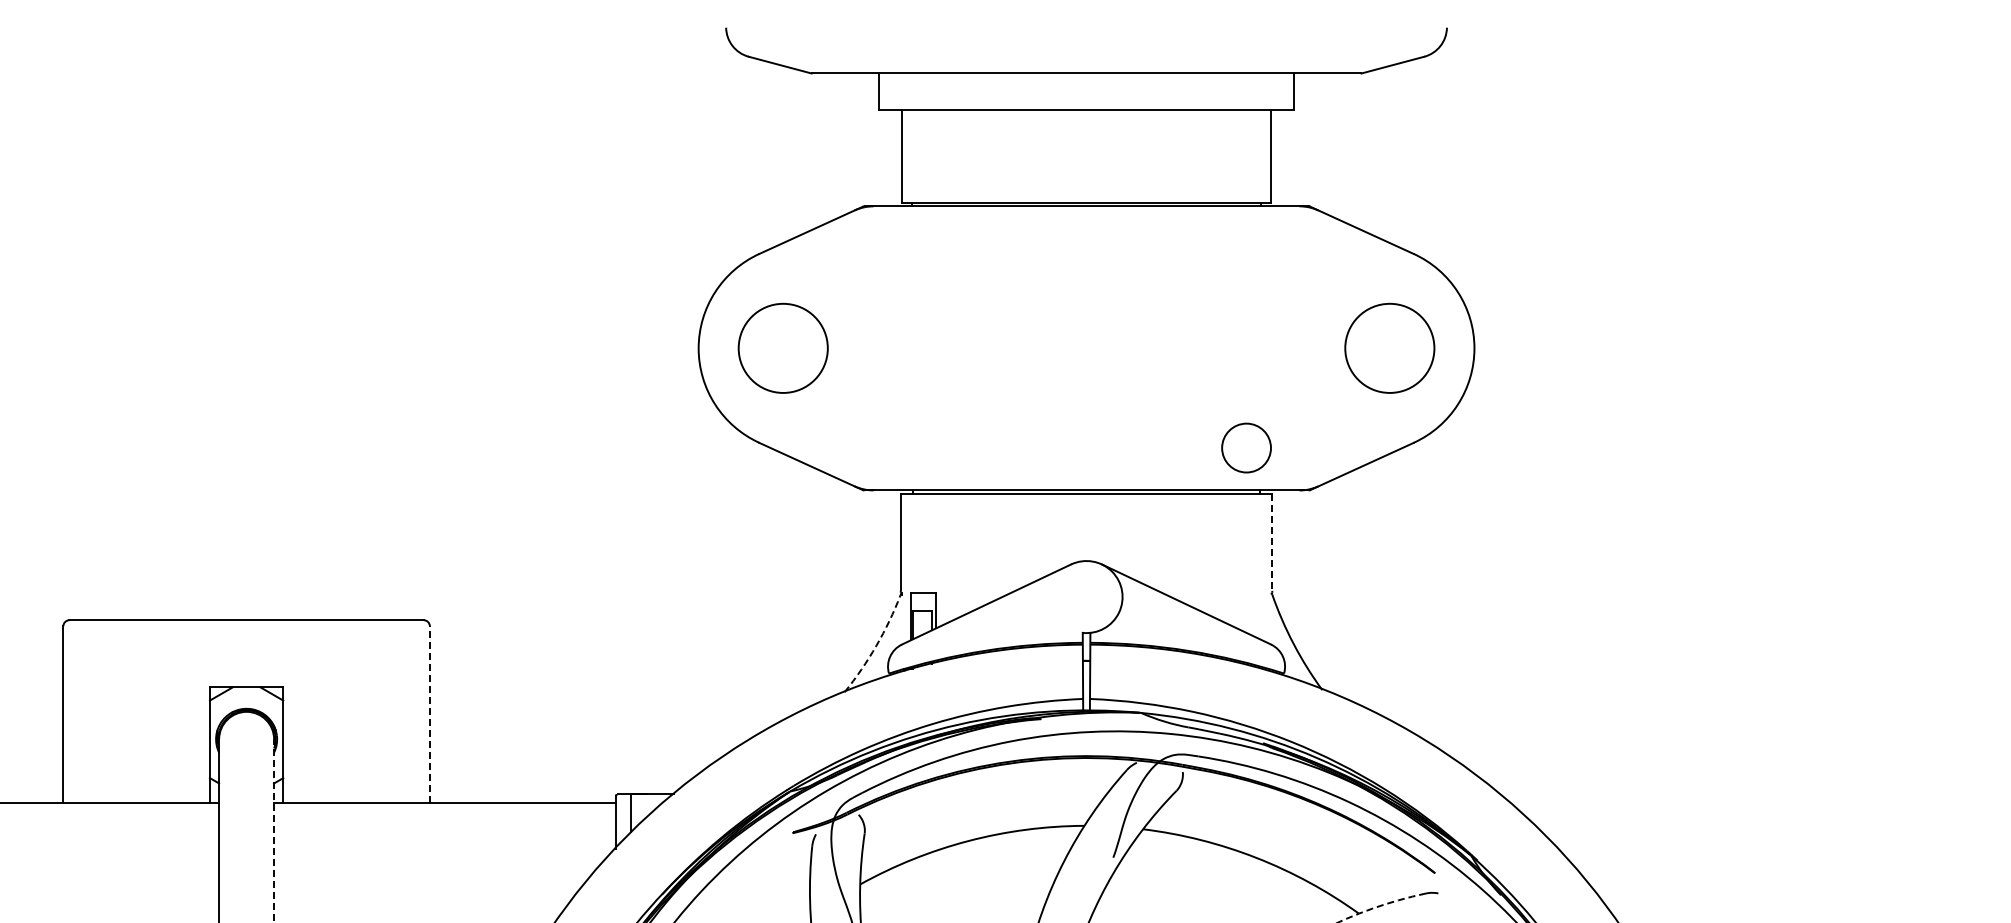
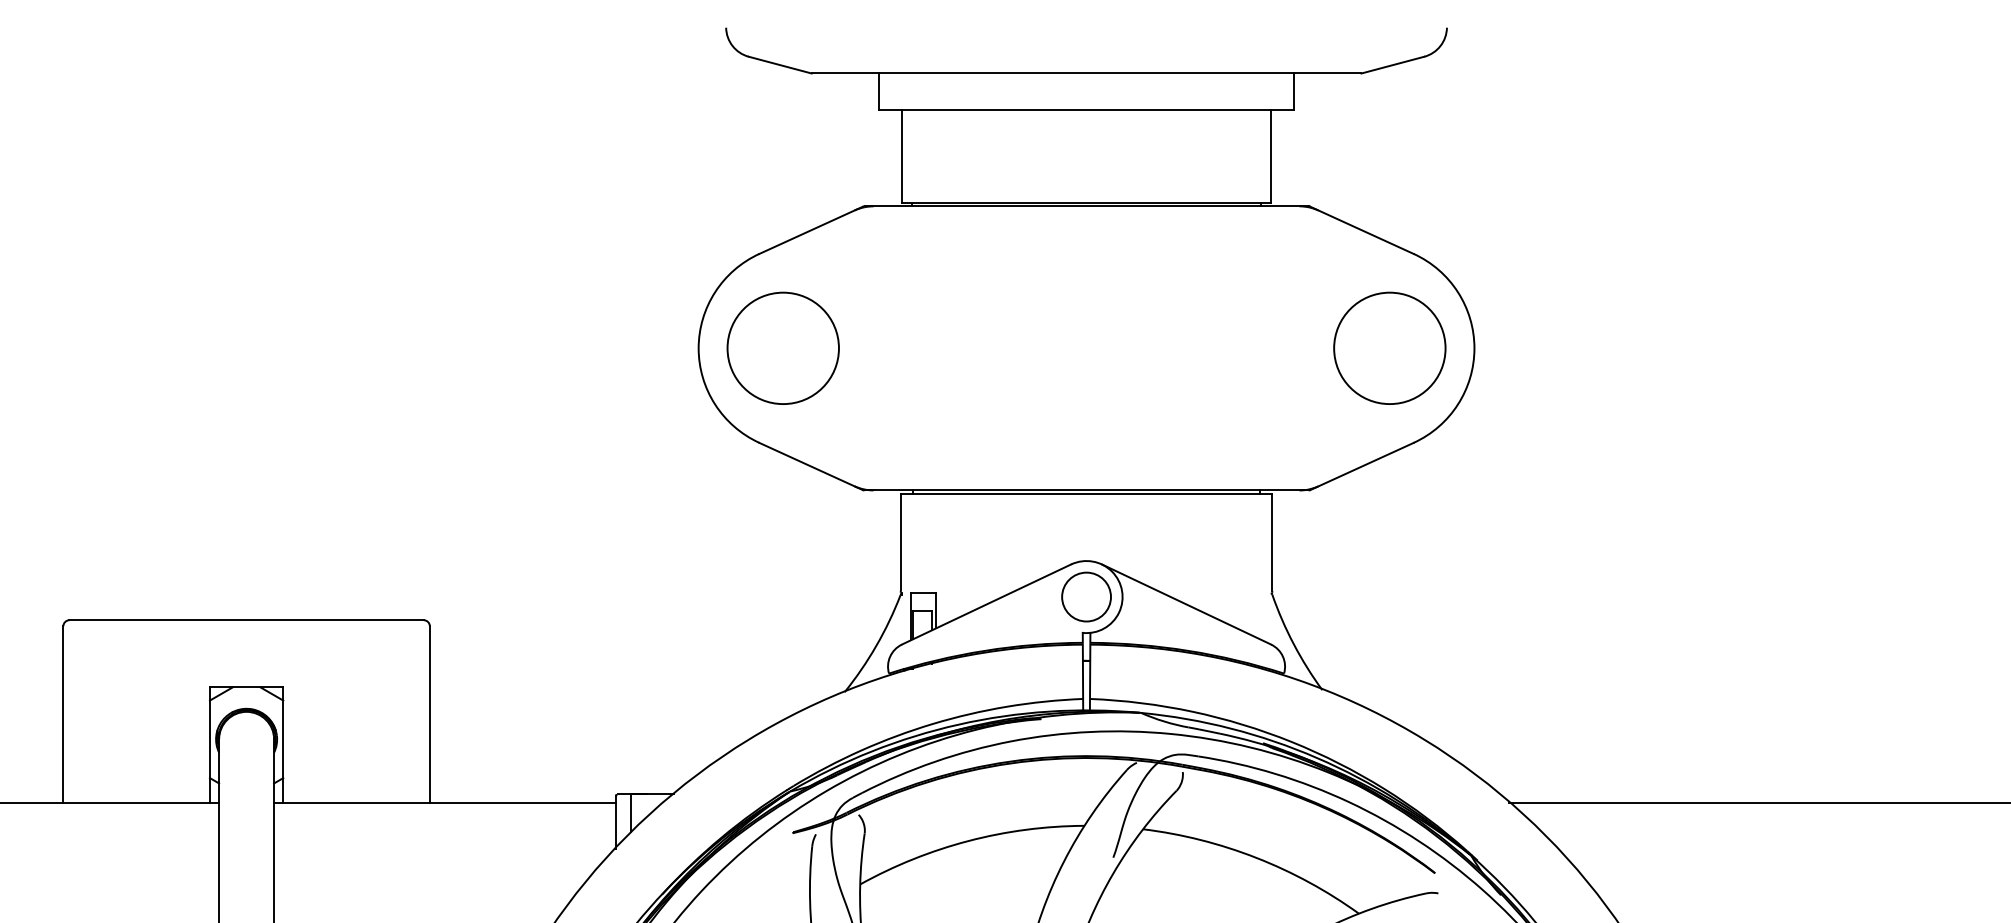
circle diameter: 89 px -> 111 px (782, 348)
circle diameter: 89 px -> 111 px (1389, 348)
circle position: (1246, 447) -> (1086, 596) (1086, 596)
line: dashed -> solid (1272, 542)
arc: dashed -> solid (876, 645)
line: dashed -> solid (429, 714)
line: none -> present (1758, 803)
line: dashed -> solid (274, 830)
arc: dashed -> solid (1380, 906)
